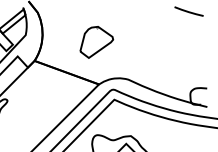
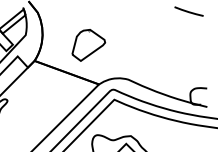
part position: (96, 42) -> (88, 45) (88, 45)
